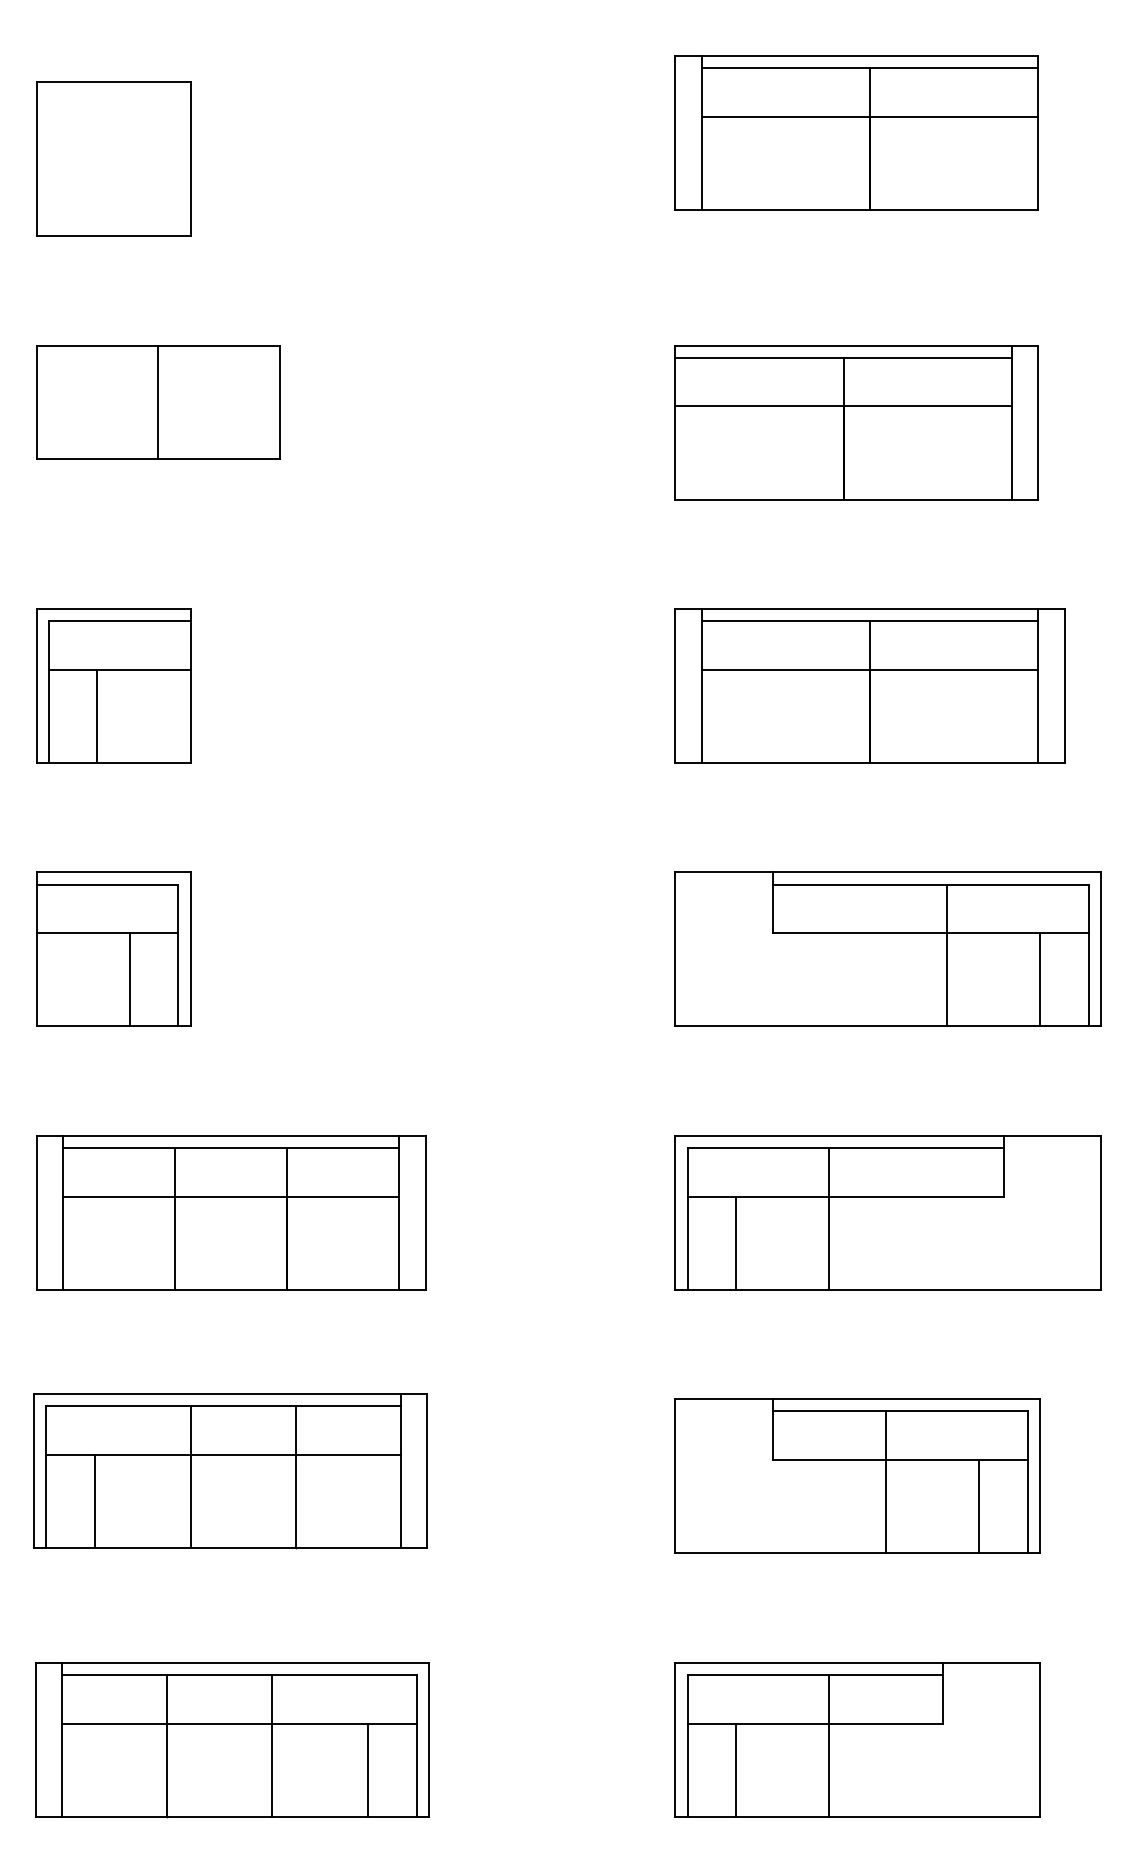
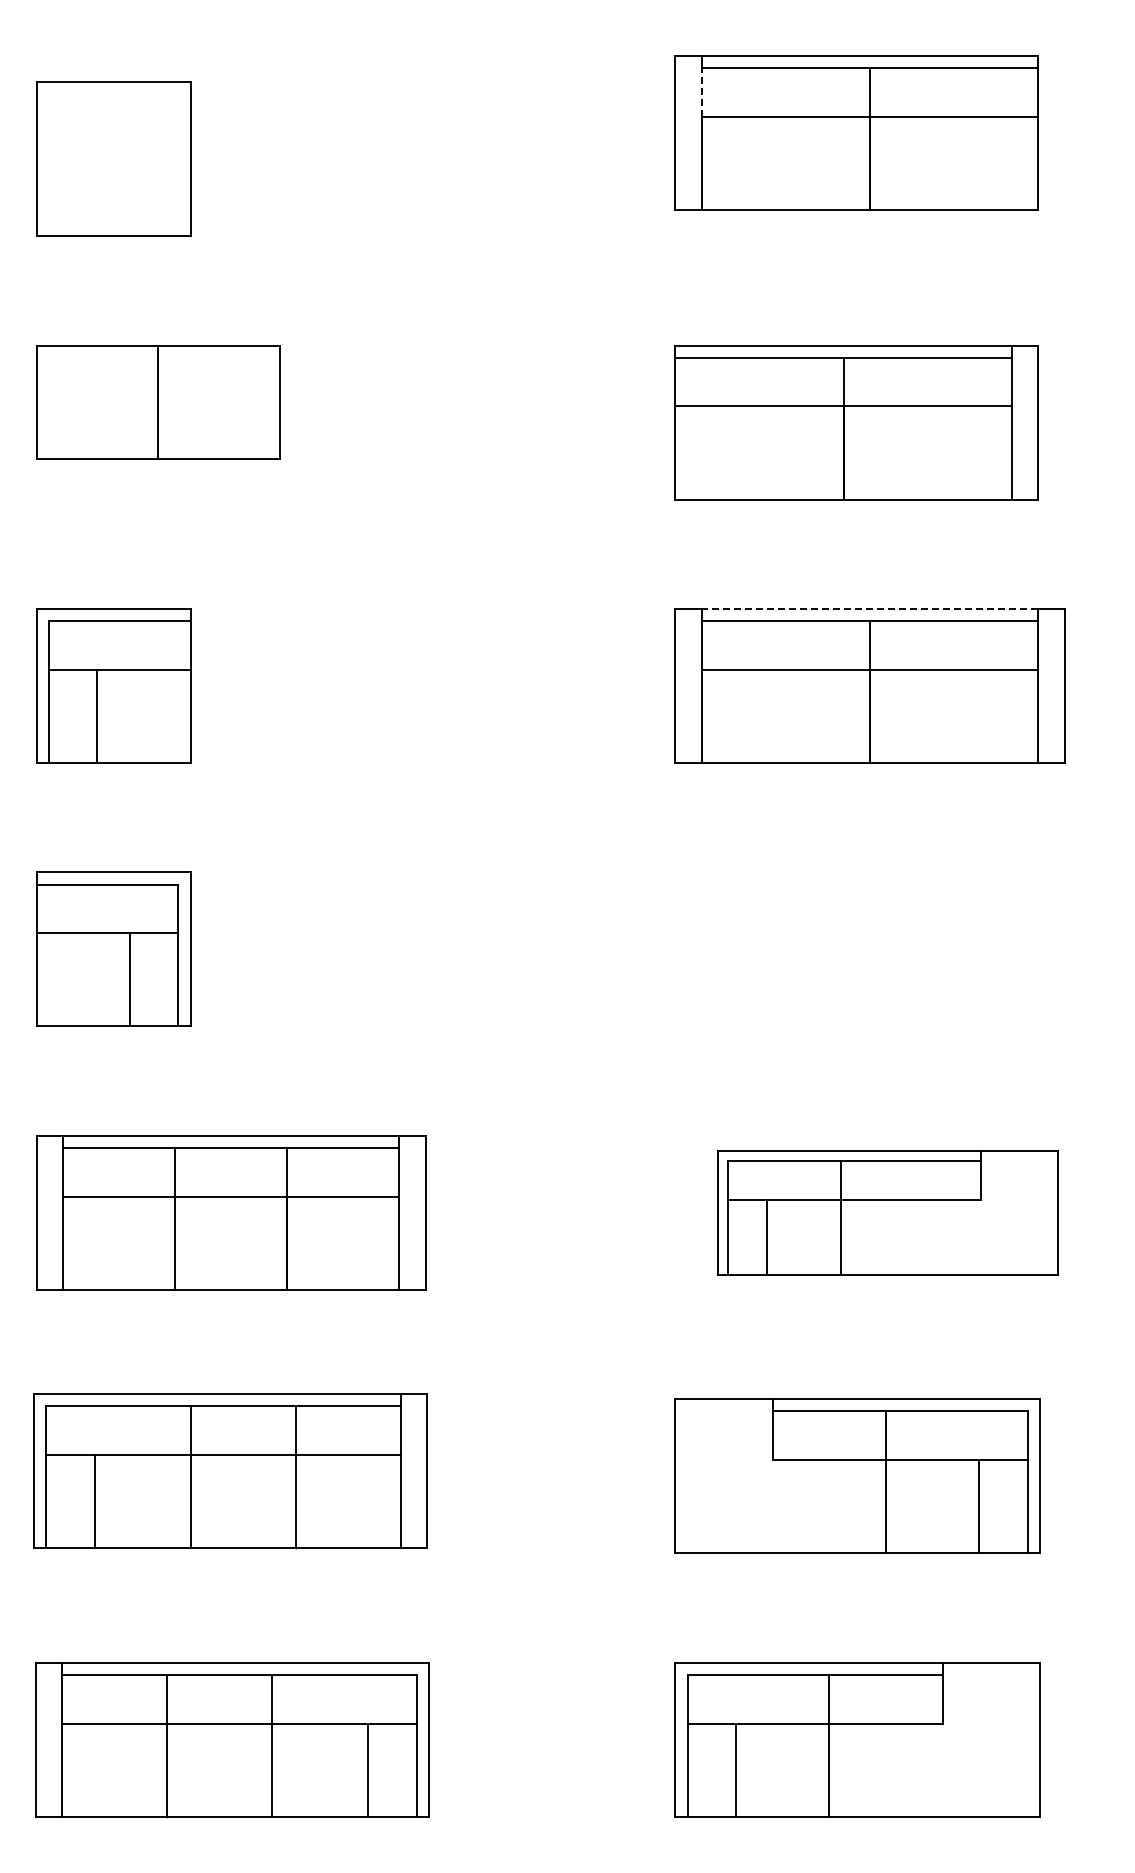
line: solid -> dashed (701, 92)
line: solid -> dashed (869, 608)
part: present -> none (887, 948)
part size: 428x156 px -> 342x126 px (887, 1212)
